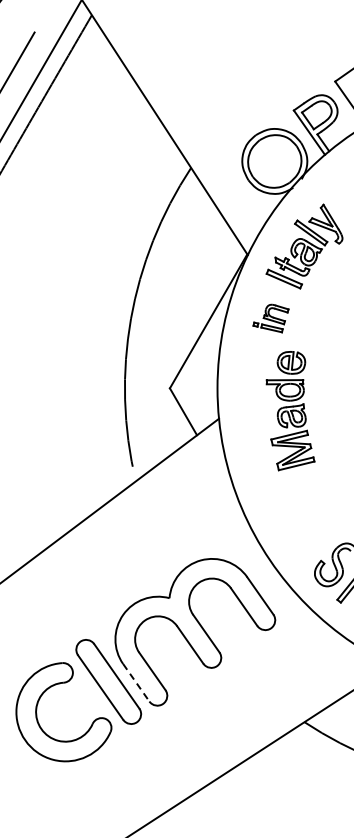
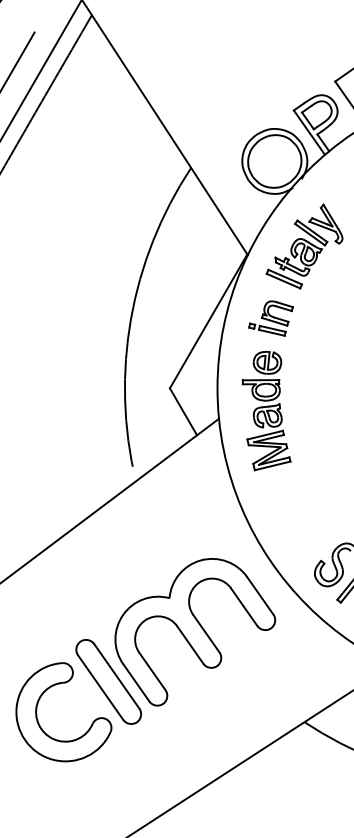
part size: 38x31 px -> 46x37 px (270, 318)
part position: (290, 411) -> (266, 411) (266, 411)
line: dashed -> solid (136, 682)
